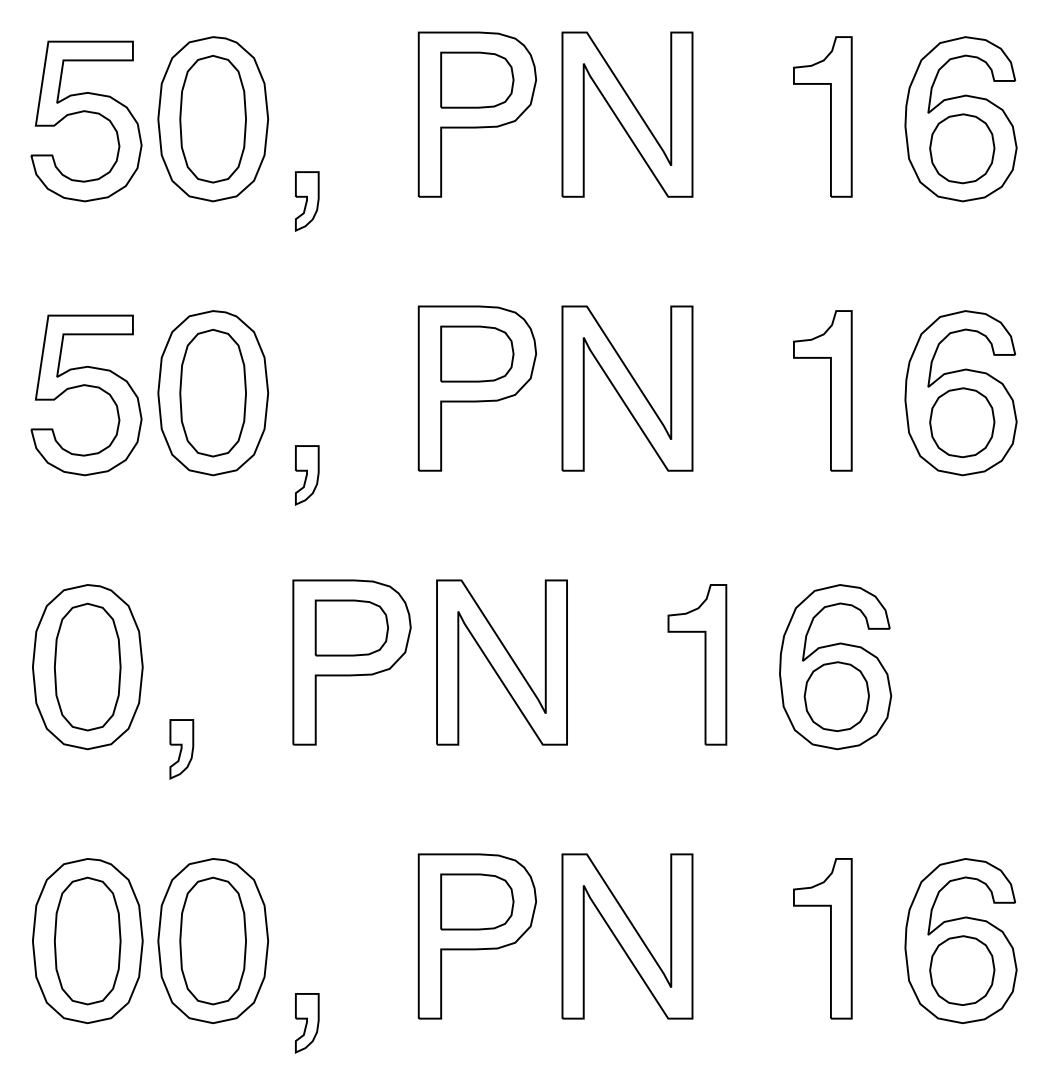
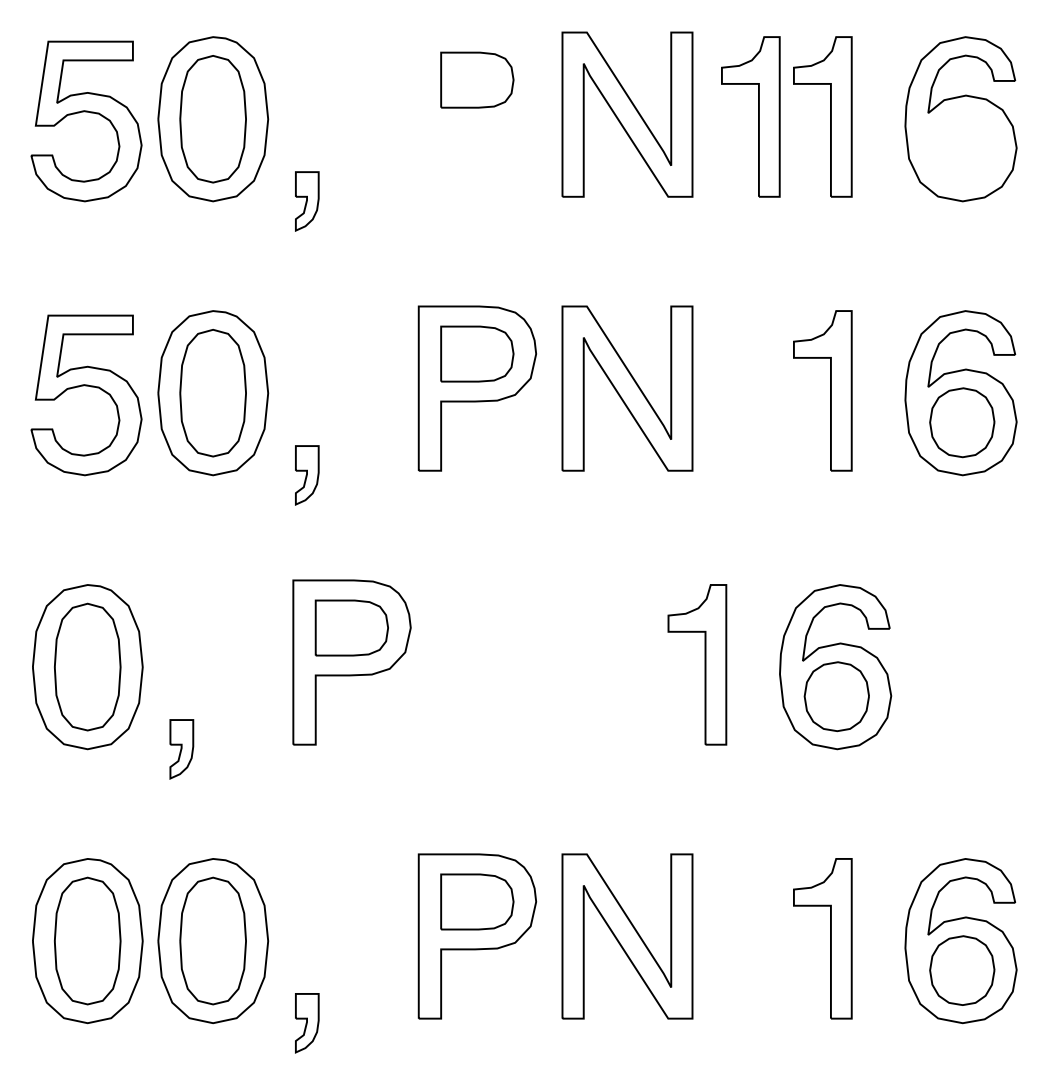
part: present -> none (476, 114)
part: none -> present (758, 116)
part: present -> none (962, 148)
part: present -> none (501, 662)
